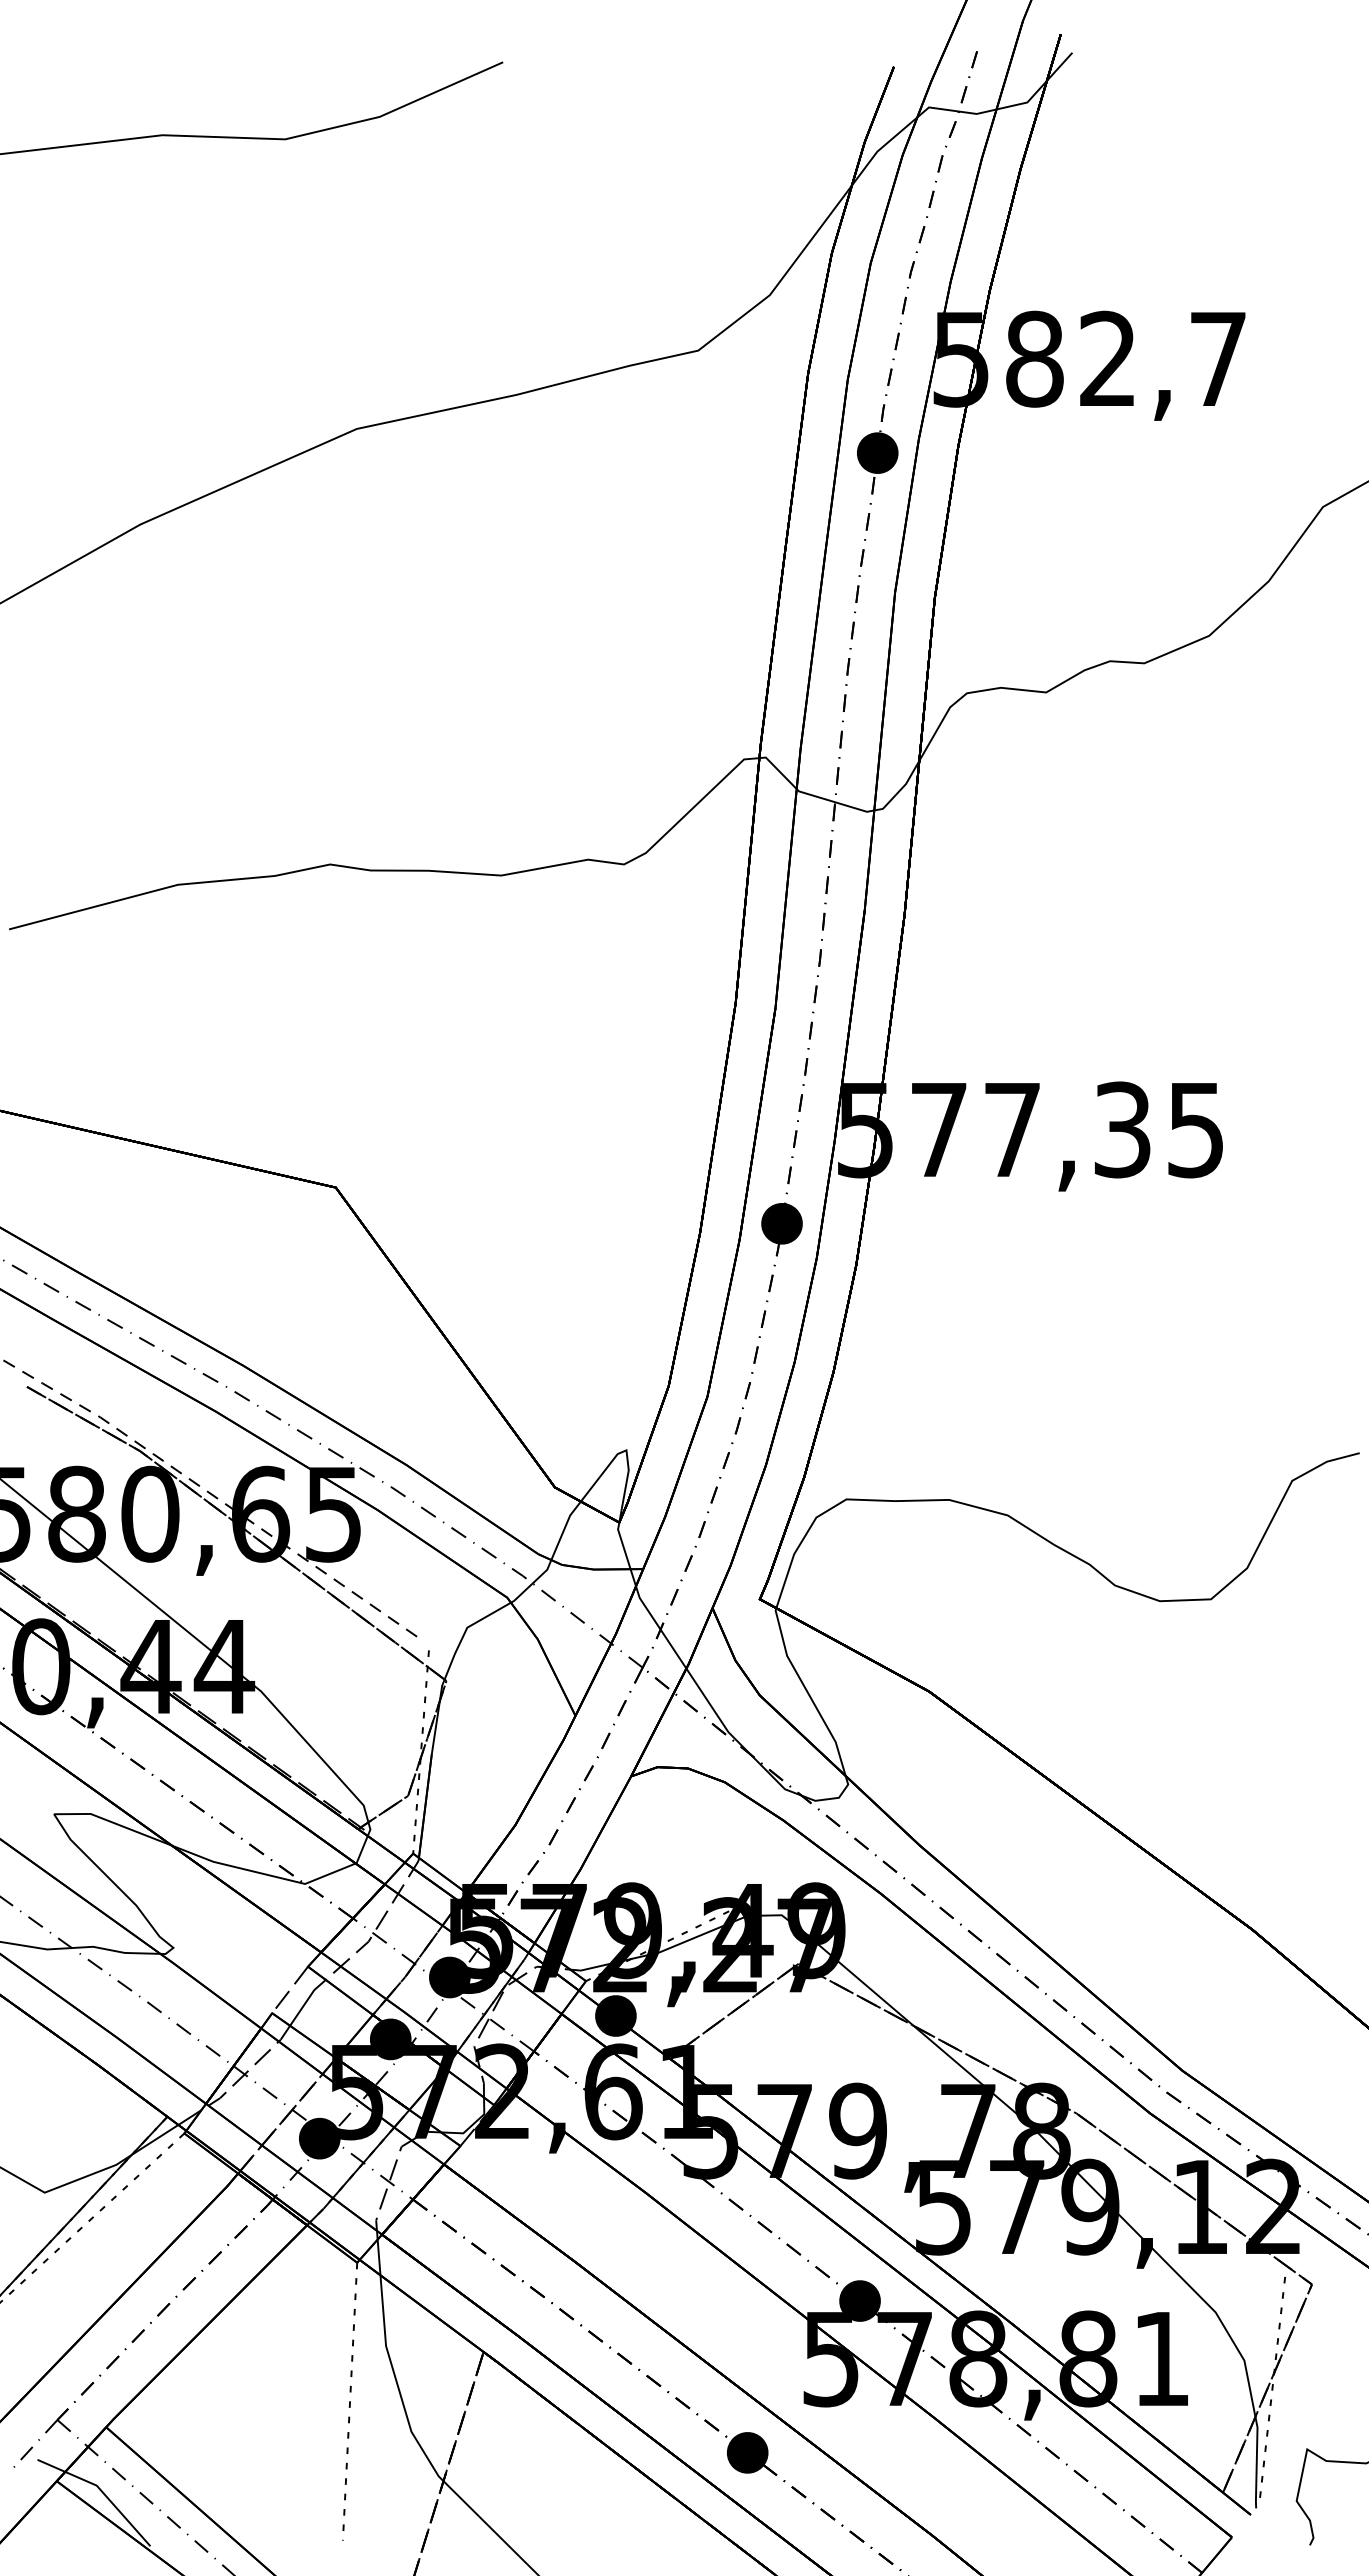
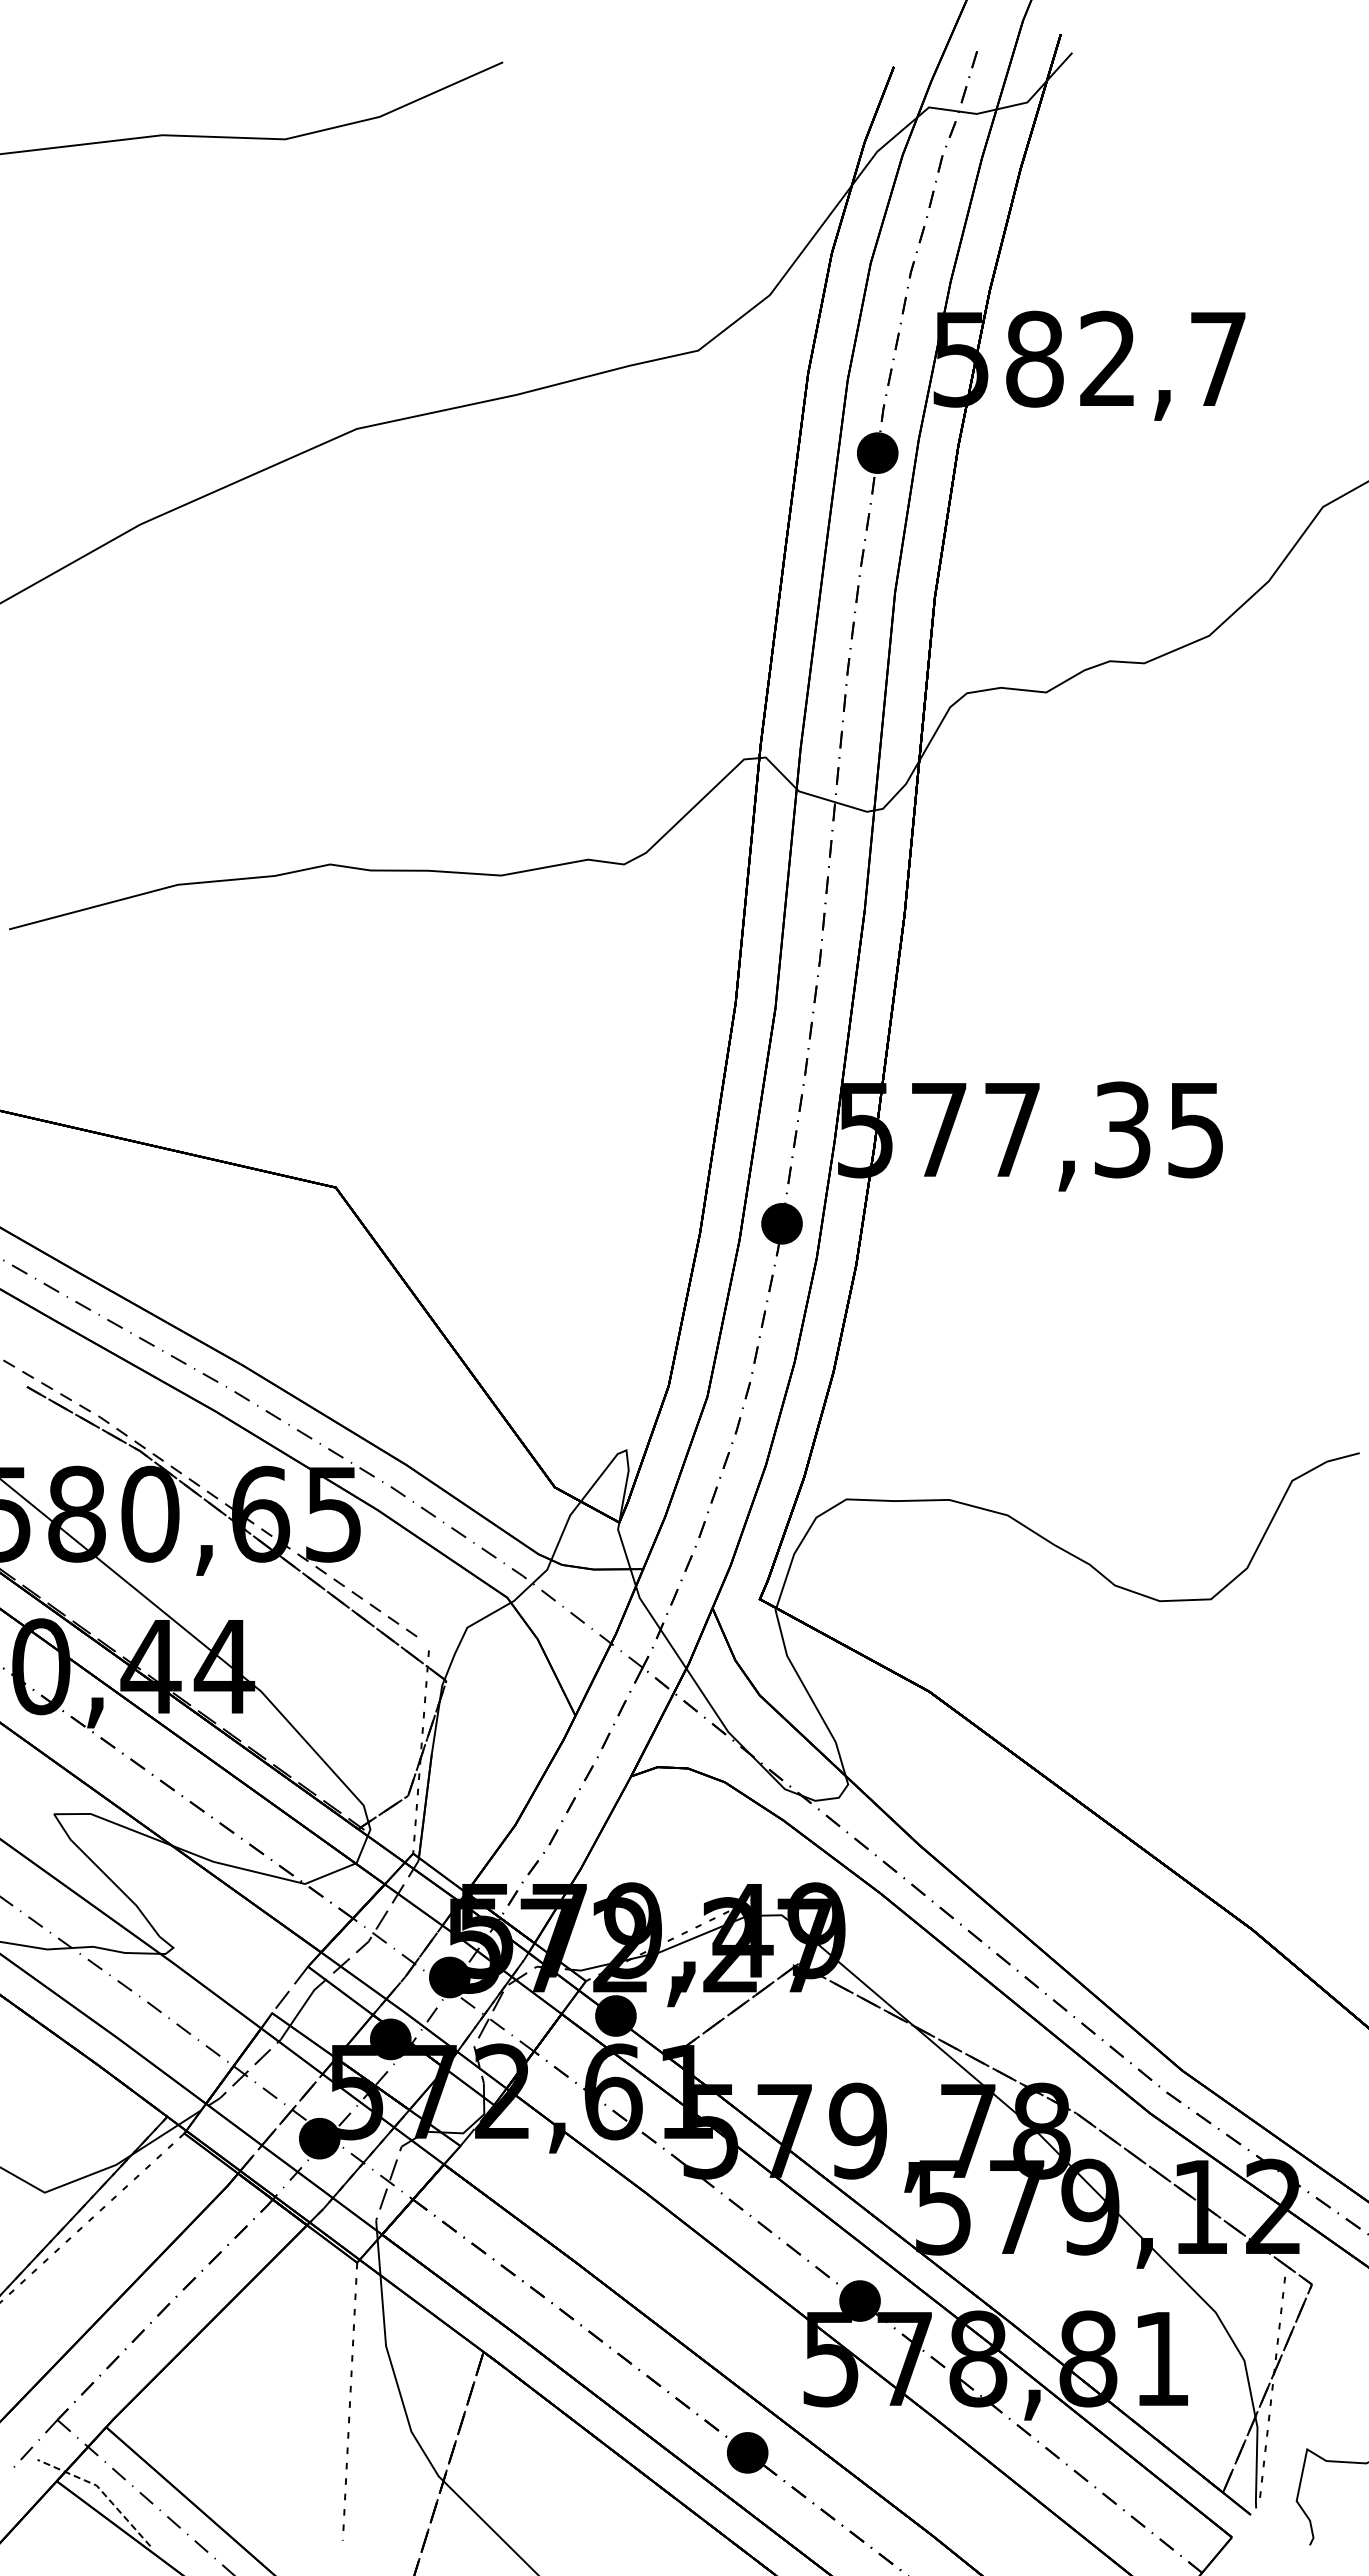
line: solid -> dashed (101, 2491)
